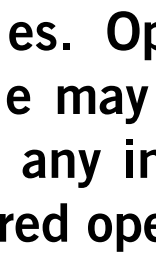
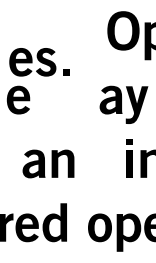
part position: (39, 36) -> (39, 62) (39, 62)
fill: present -> none (76, 99)
fill: present -> none (89, 168)
